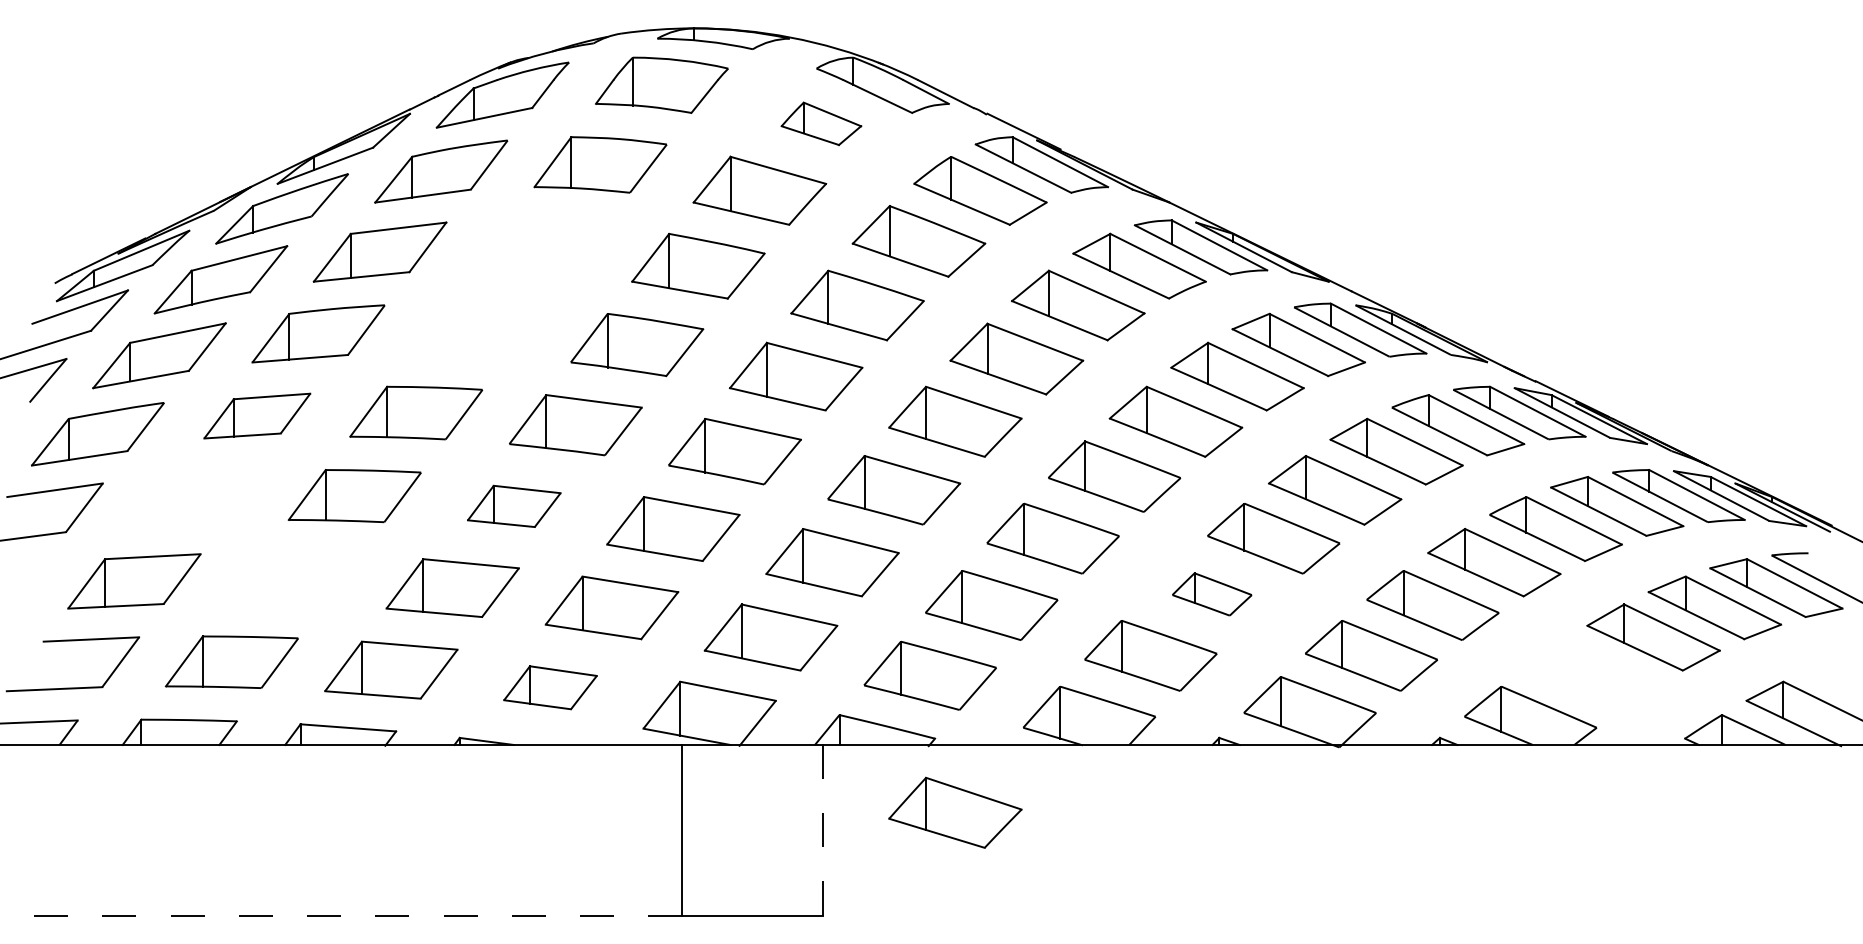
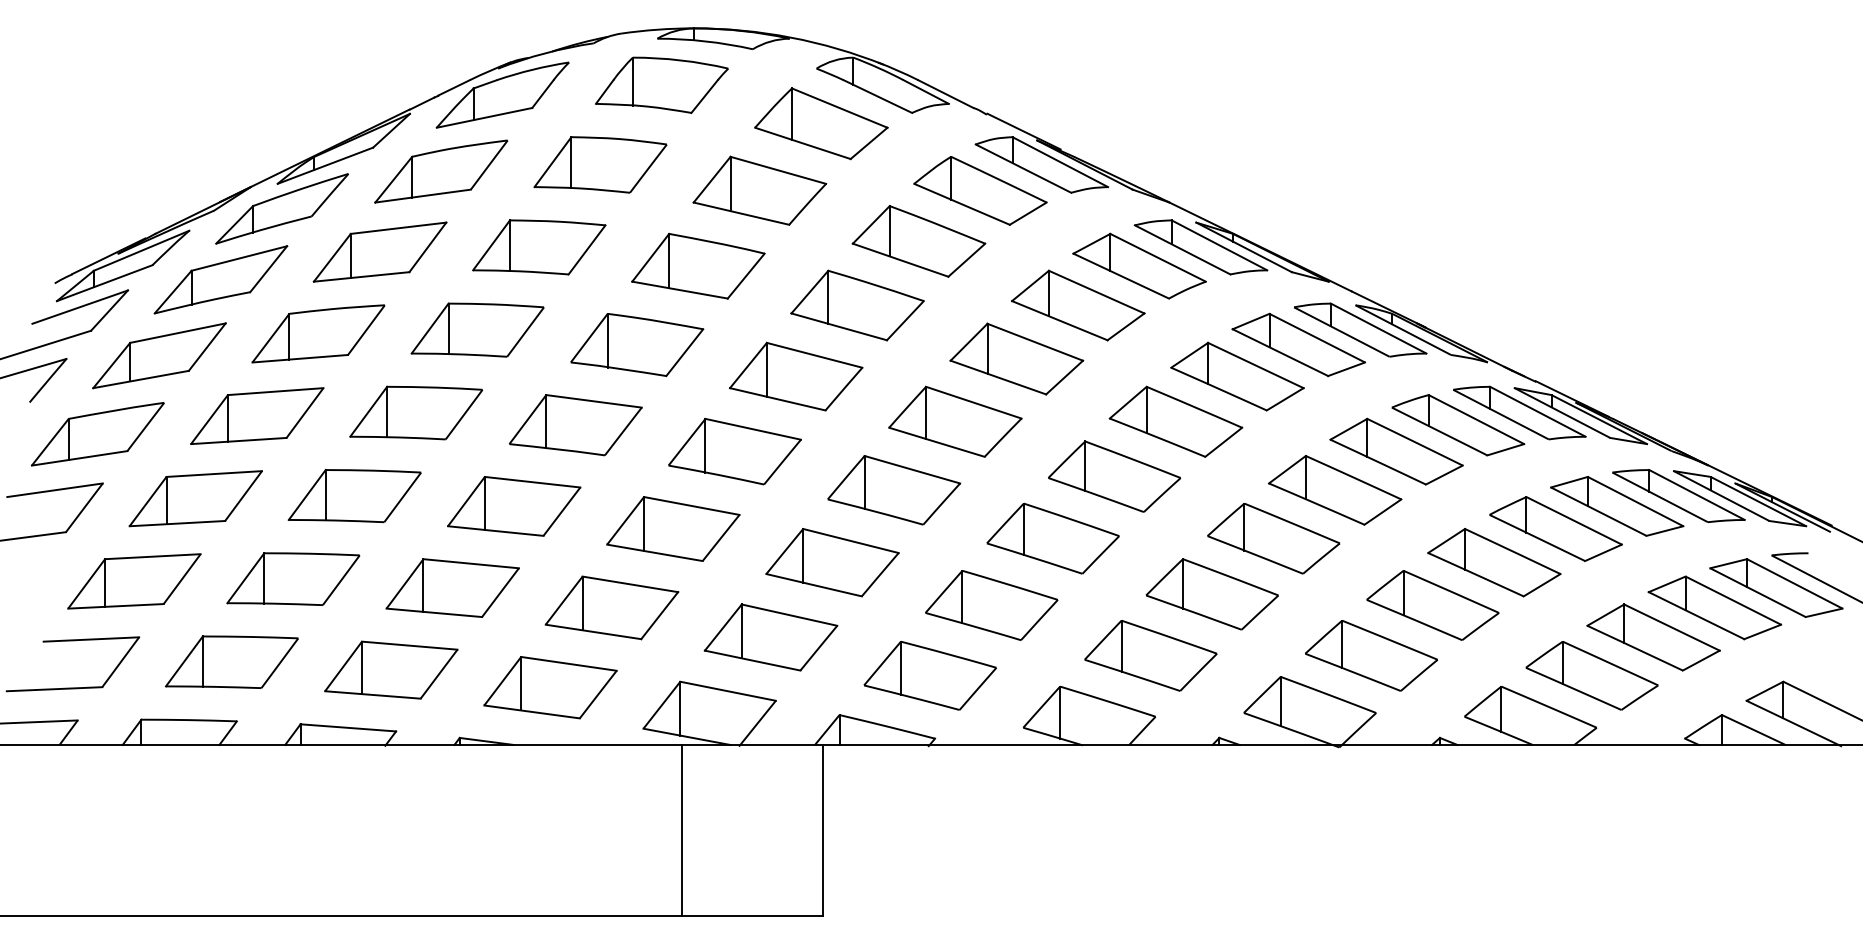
part size: 83x46 px -> 135x74 px (821, 123)
part: none -> present (539, 247)
part: none -> present (477, 329)
part size: 109x48 px -> 135x58 px (257, 415)
part: none -> present (195, 498)
part size: 95x44 px -> 135x61 px (514, 506)
part: none -> present (293, 578)
part size: 81x45 px -> 134x73 px (1211, 594)
part: none -> present (1591, 675)
part size: 95x46 px -> 135x64 px (550, 687)
part: present -> none (955, 812)
line: dashed -> solid (823, 829)
line: dashed -> solid (341, 915)
